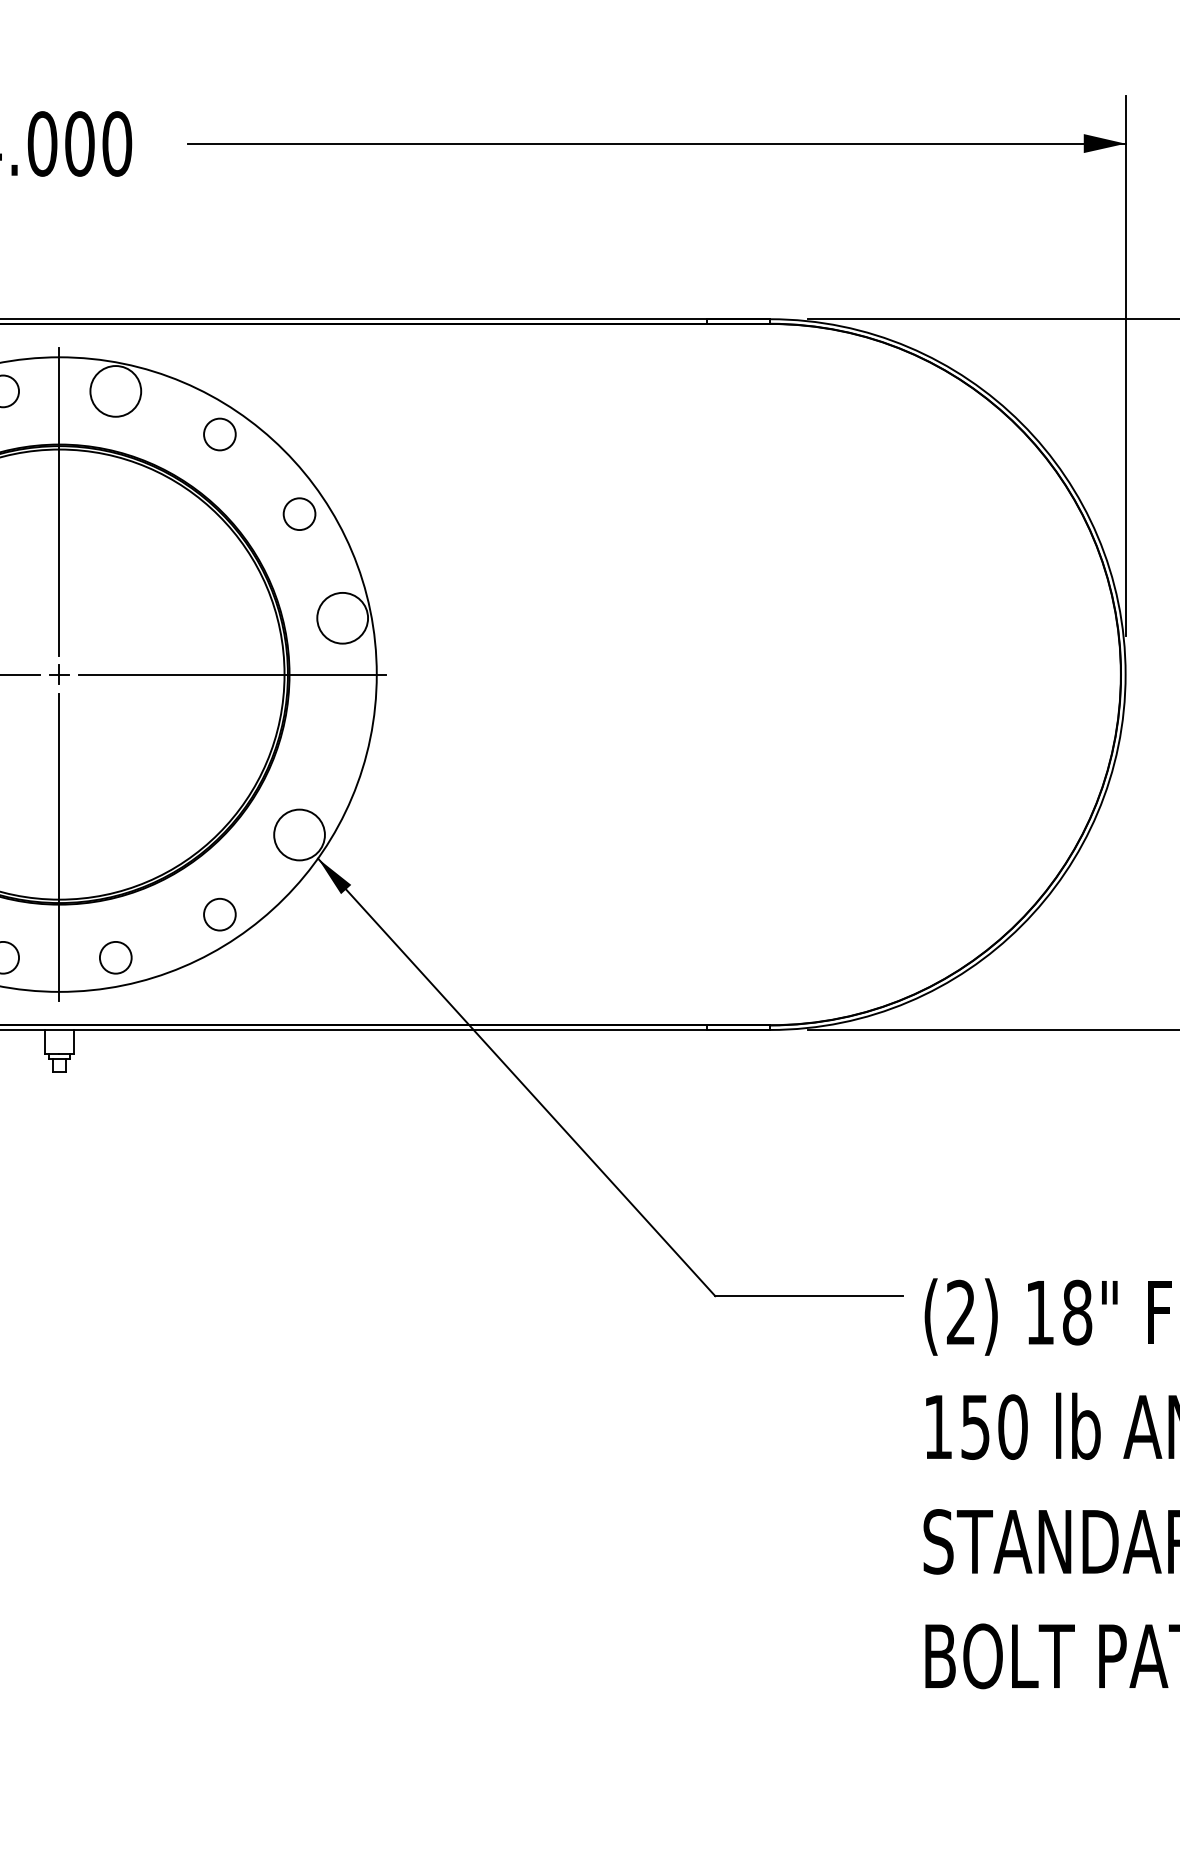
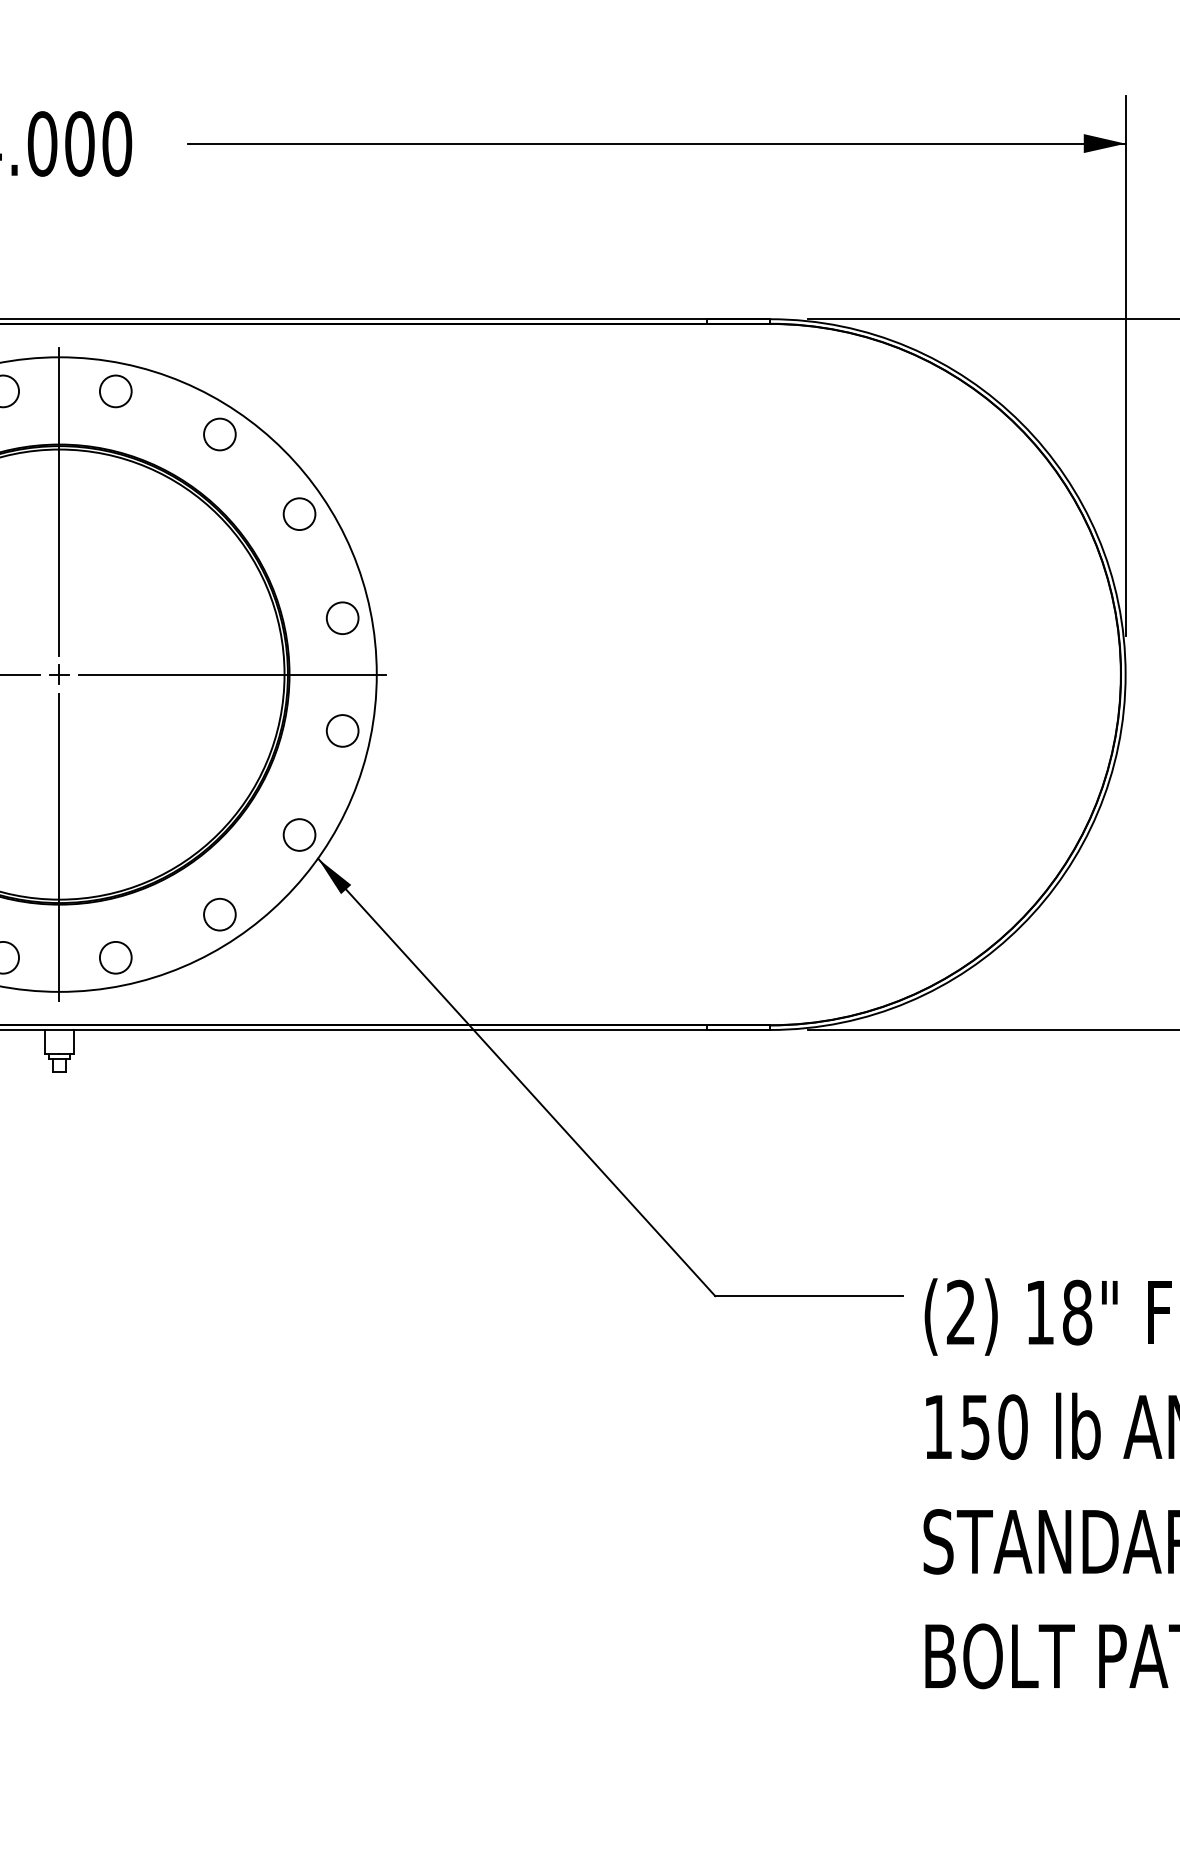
circle diameter: 51 px -> 32 px (115, 391)
circle diameter: 51 px -> 32 px (342, 618)
circle: none -> present (342, 730)
circle diameter: 51 px -> 32 px (299, 834)
